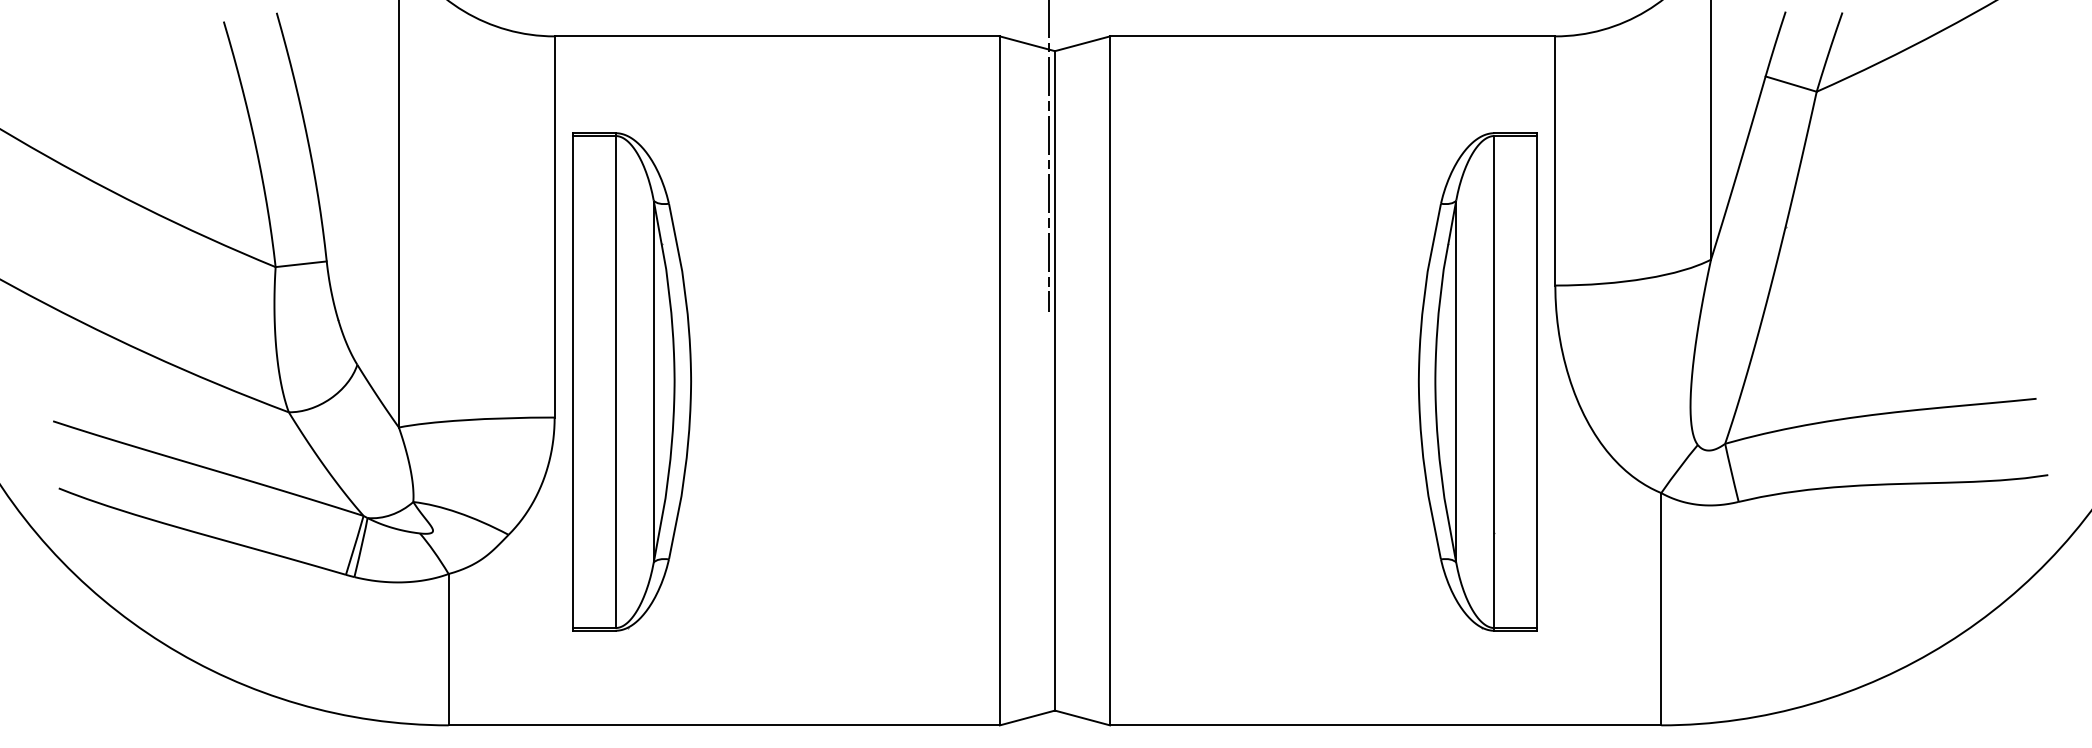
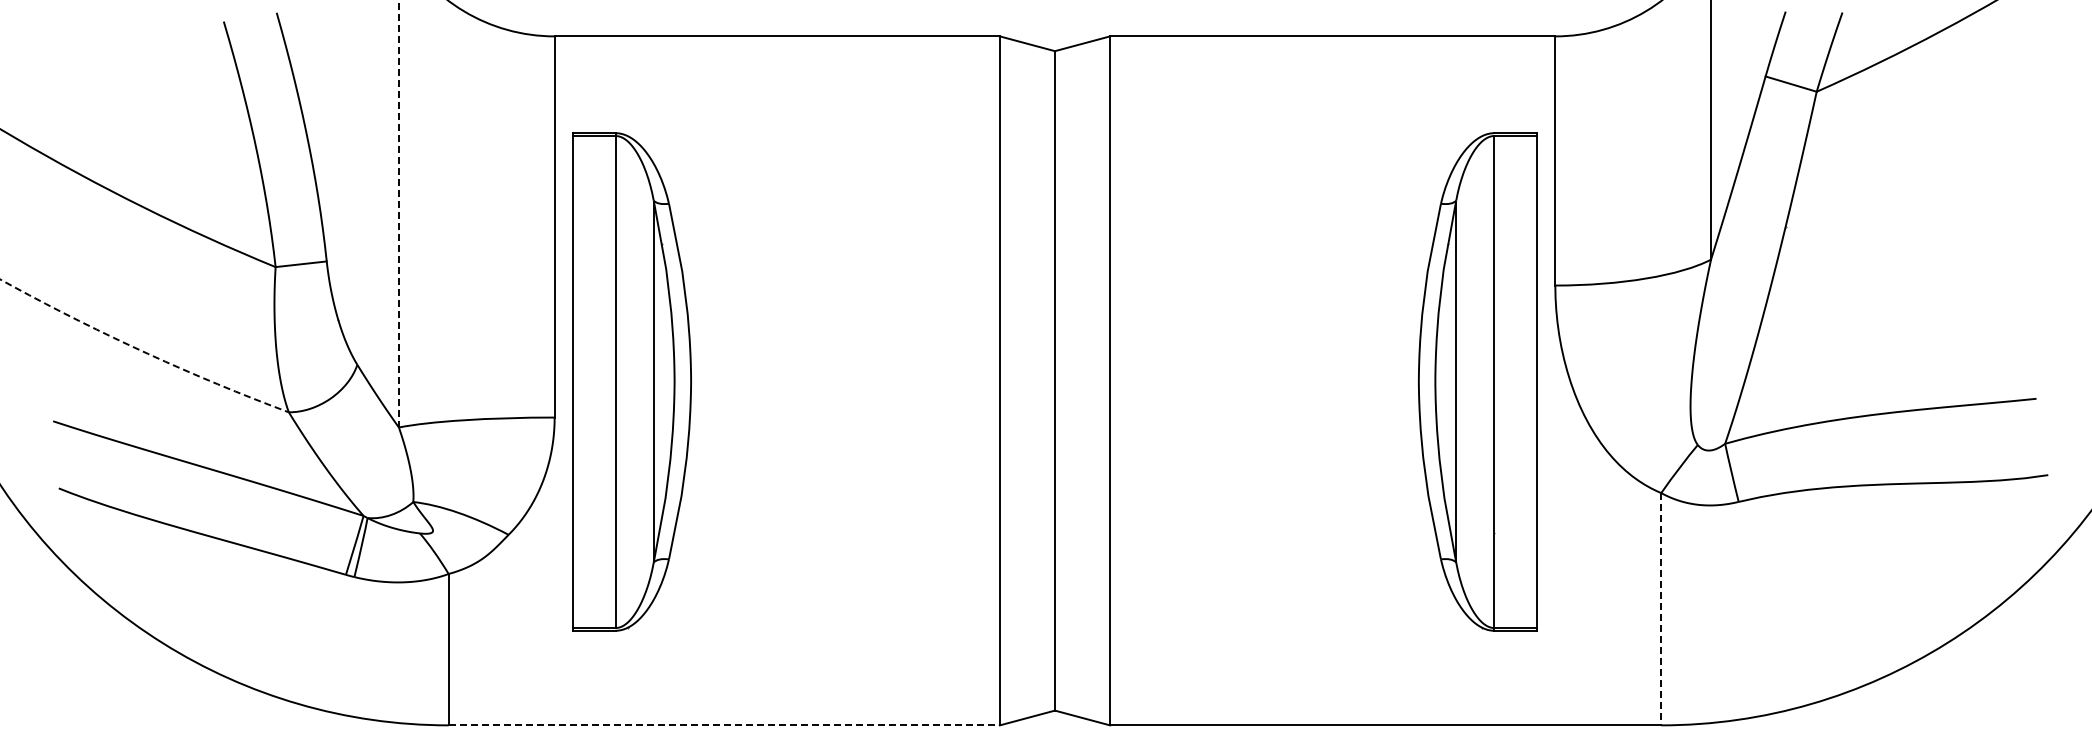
line: present -> none (1049, 156)
line: solid -> dashed (398, 213)
arc: solid -> dashed (143, 351)
line: solid -> dashed (1661, 609)
line: solid -> dashed (724, 725)
